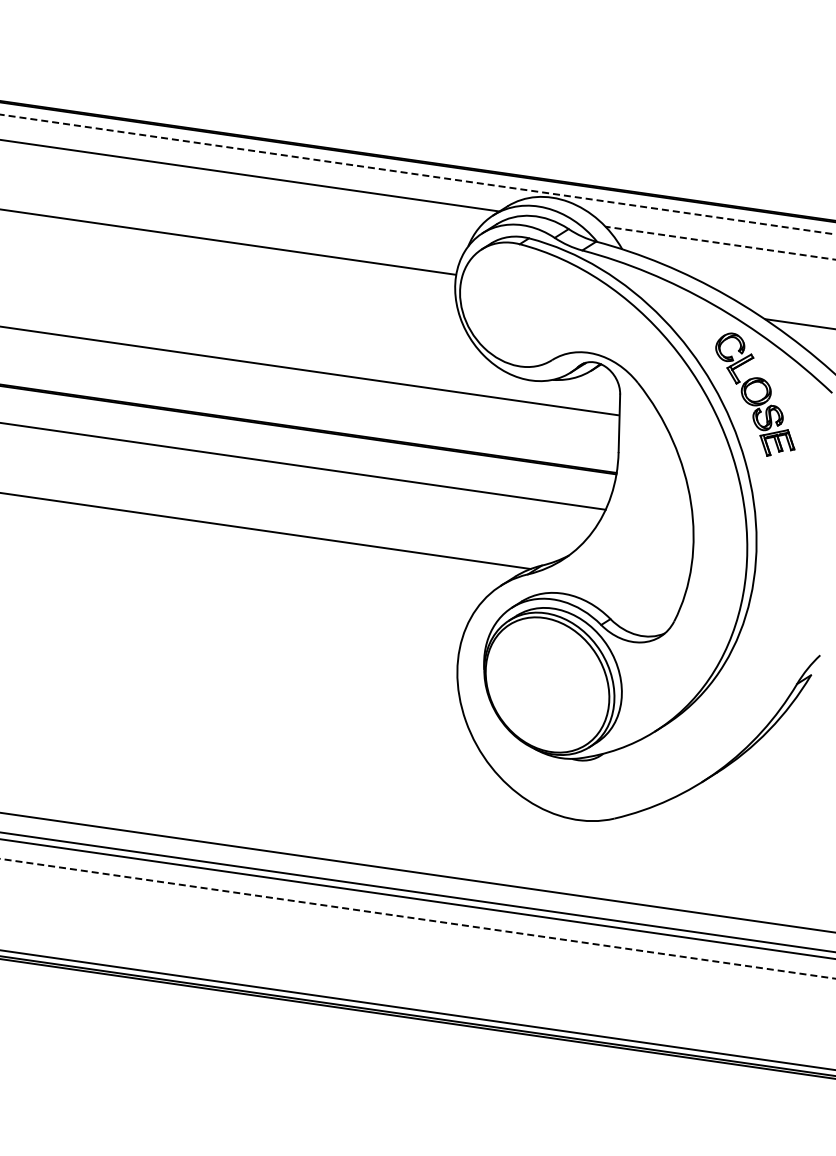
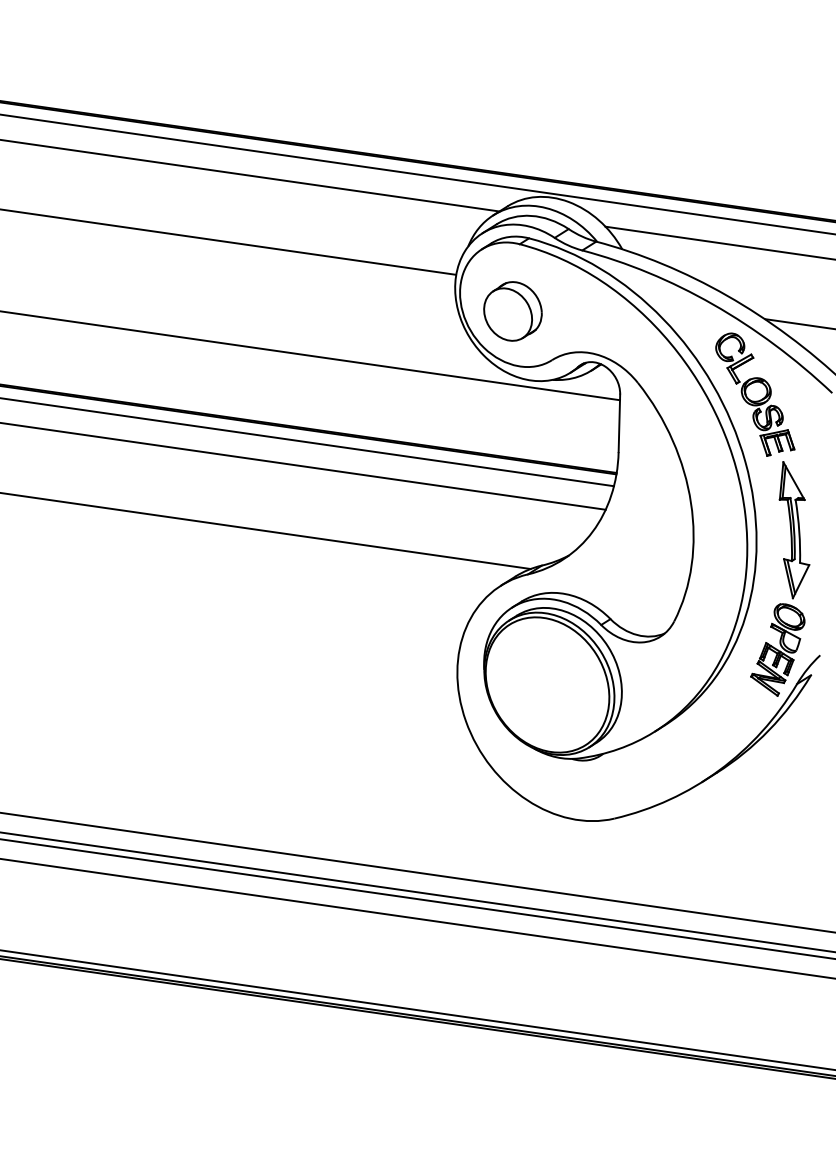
line: dashed -> solid (417, 174)
line: dashed -> solid (720, 243)
part: none -> present (512, 311)
line position: (310, 370) -> (311, 355) (311, 355)
line: none -> present (308, 442)
part: none -> present (786, 575)
line: dashed -> solid (417, 918)
